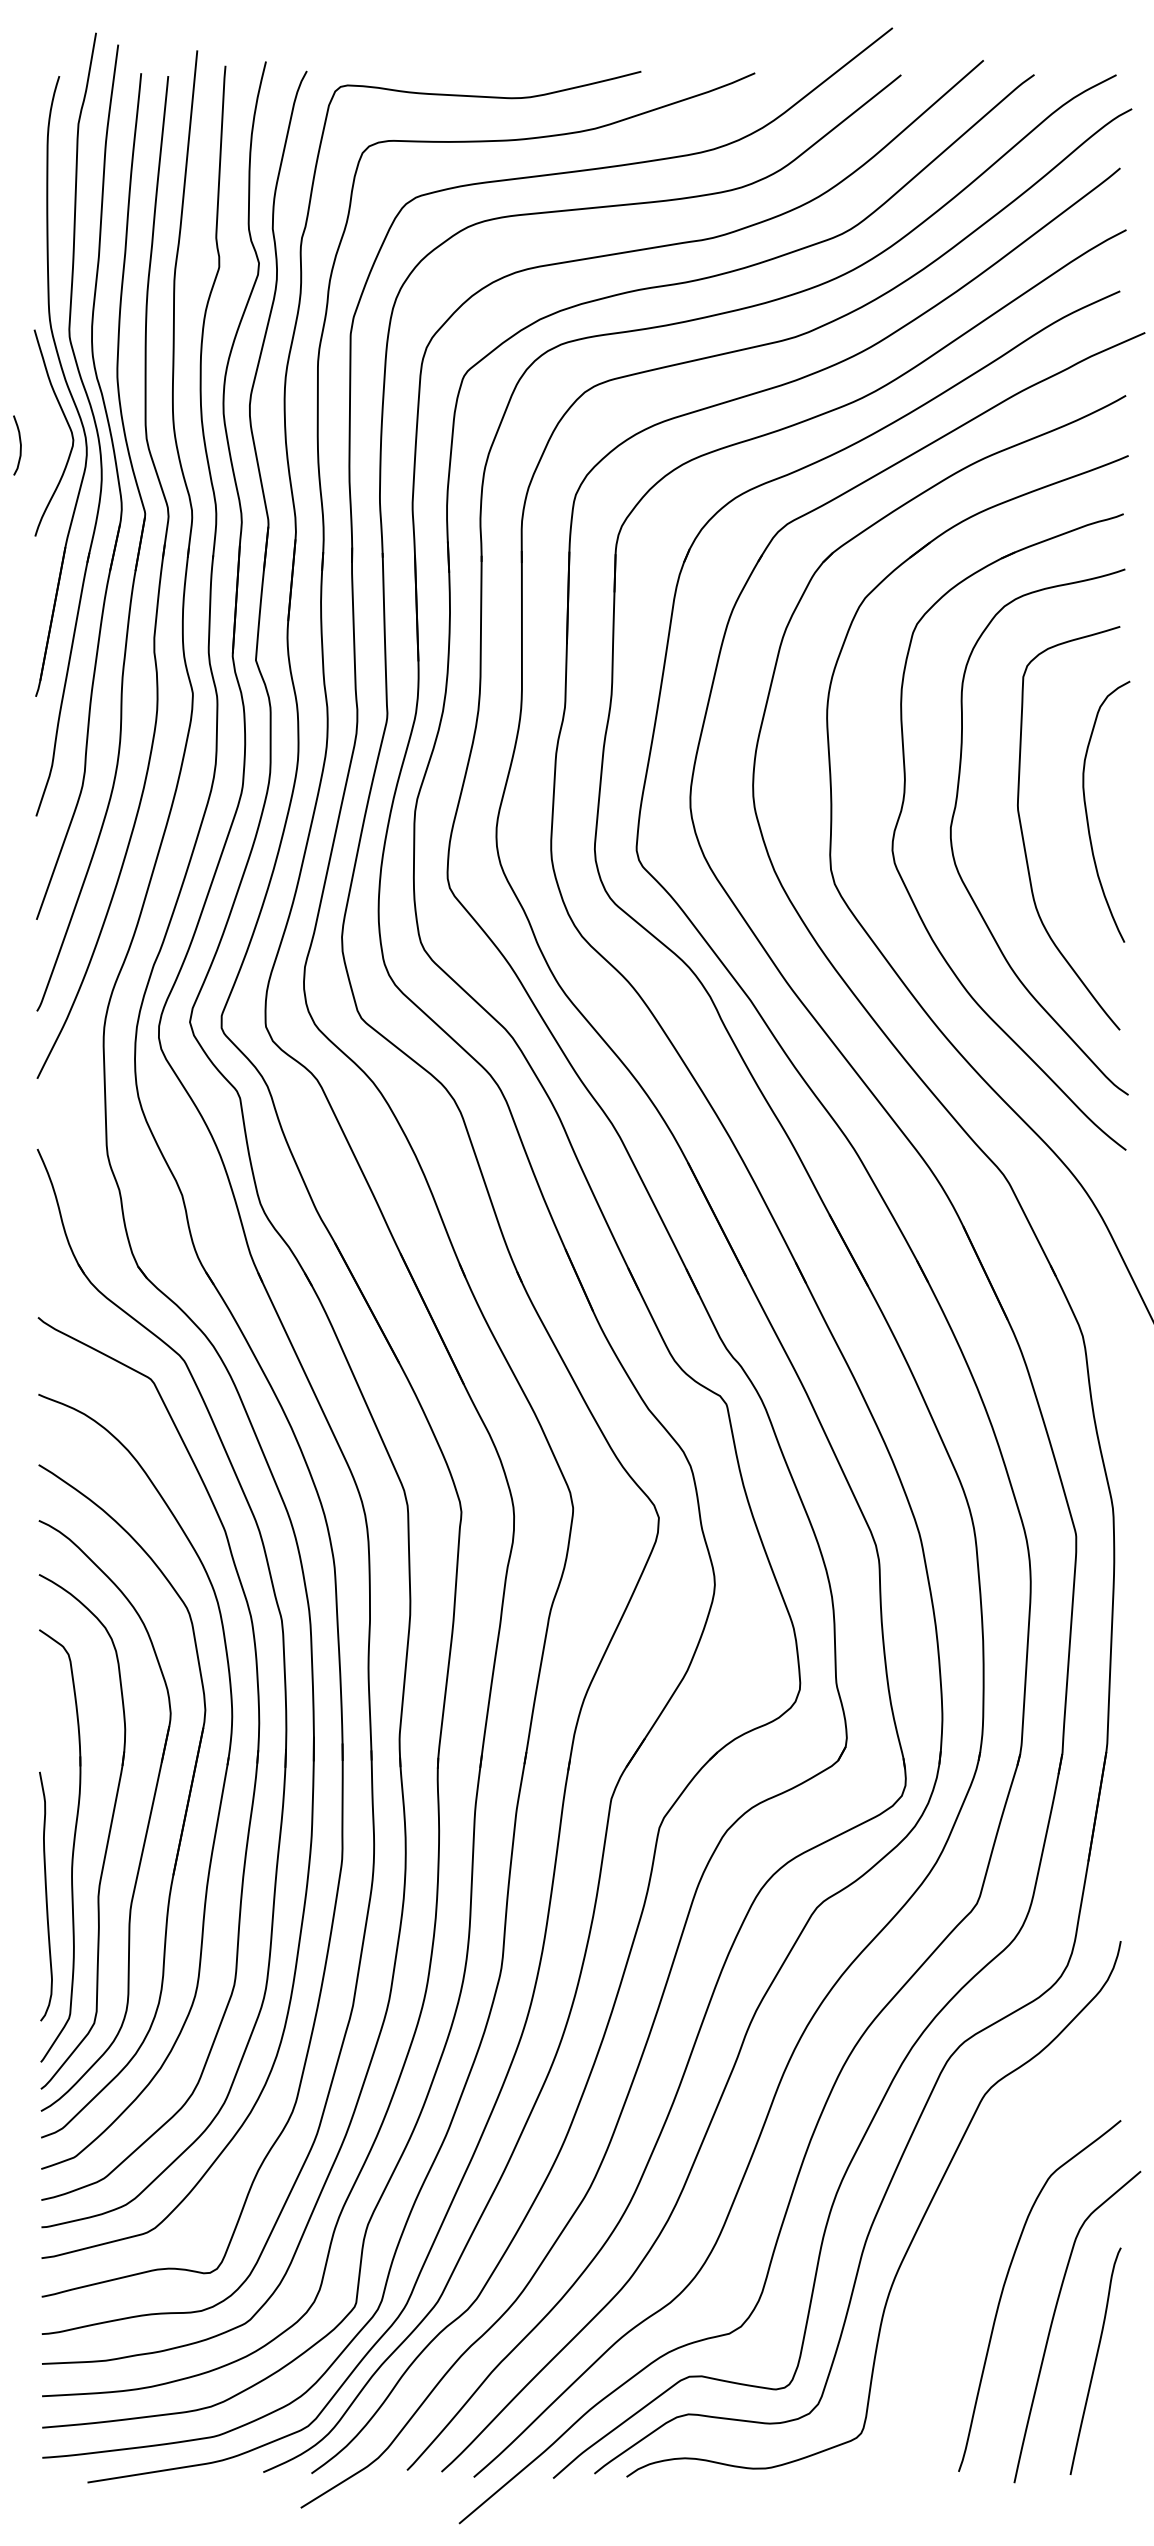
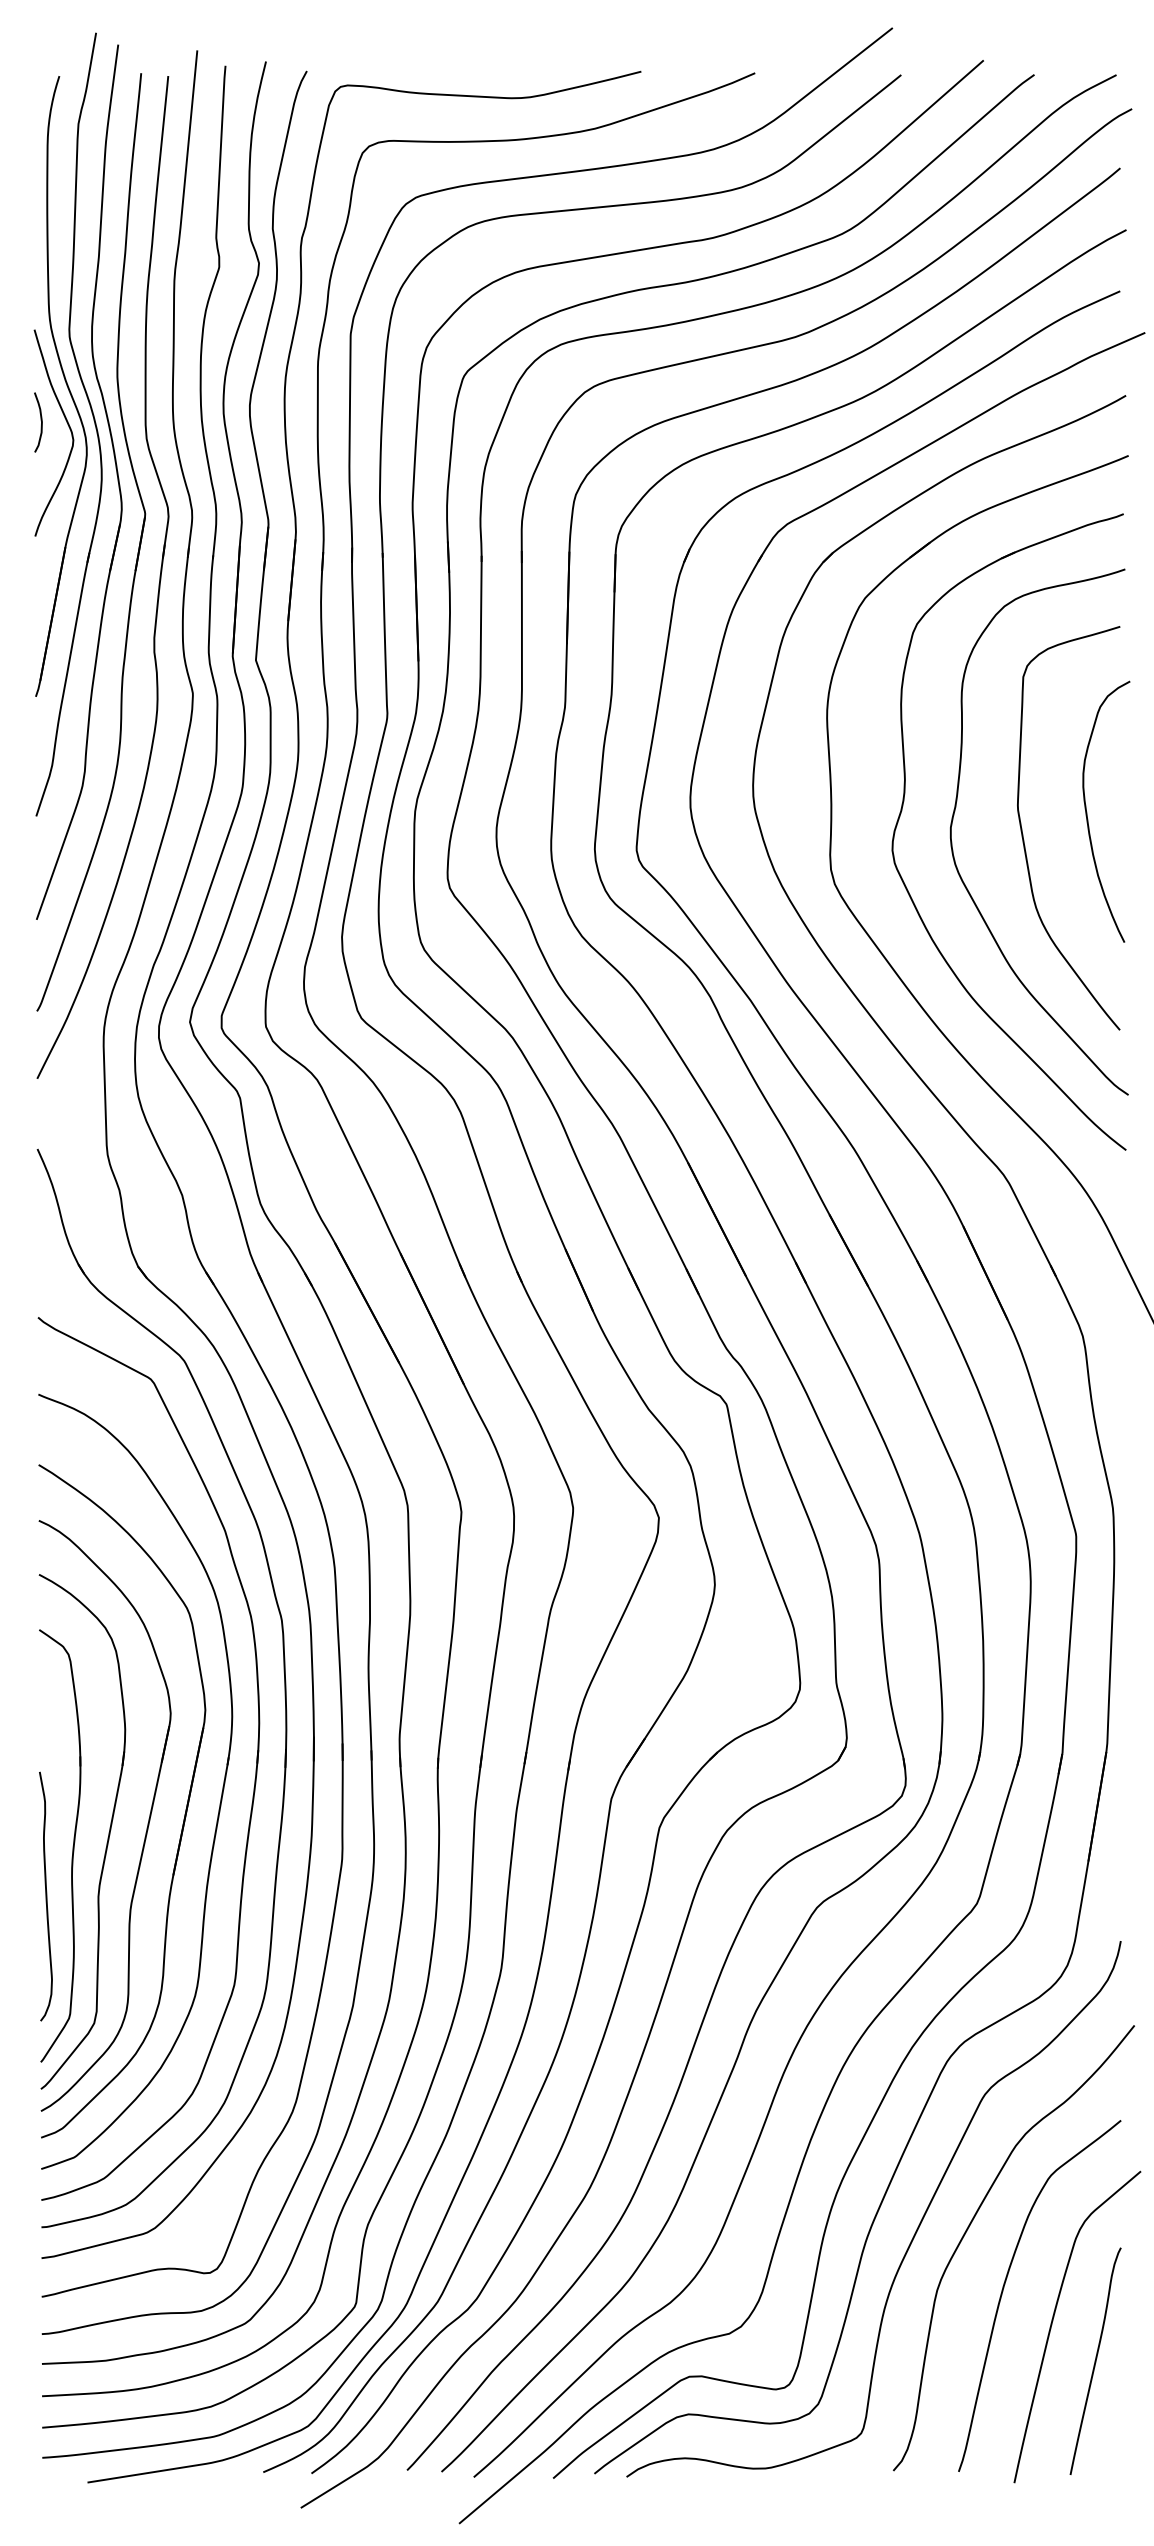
curve position: (19, 443) -> (40, 420) (40, 420)
curve: none -> present (972, 2222)
